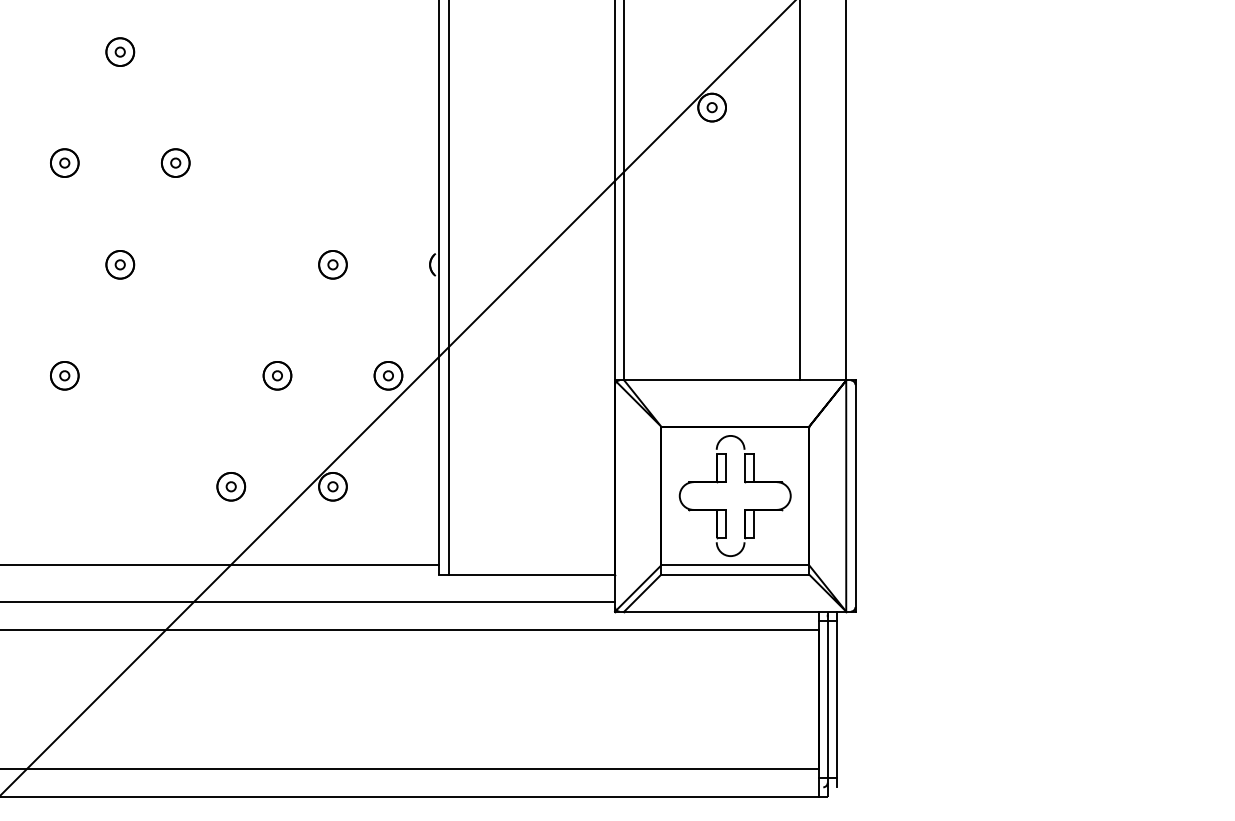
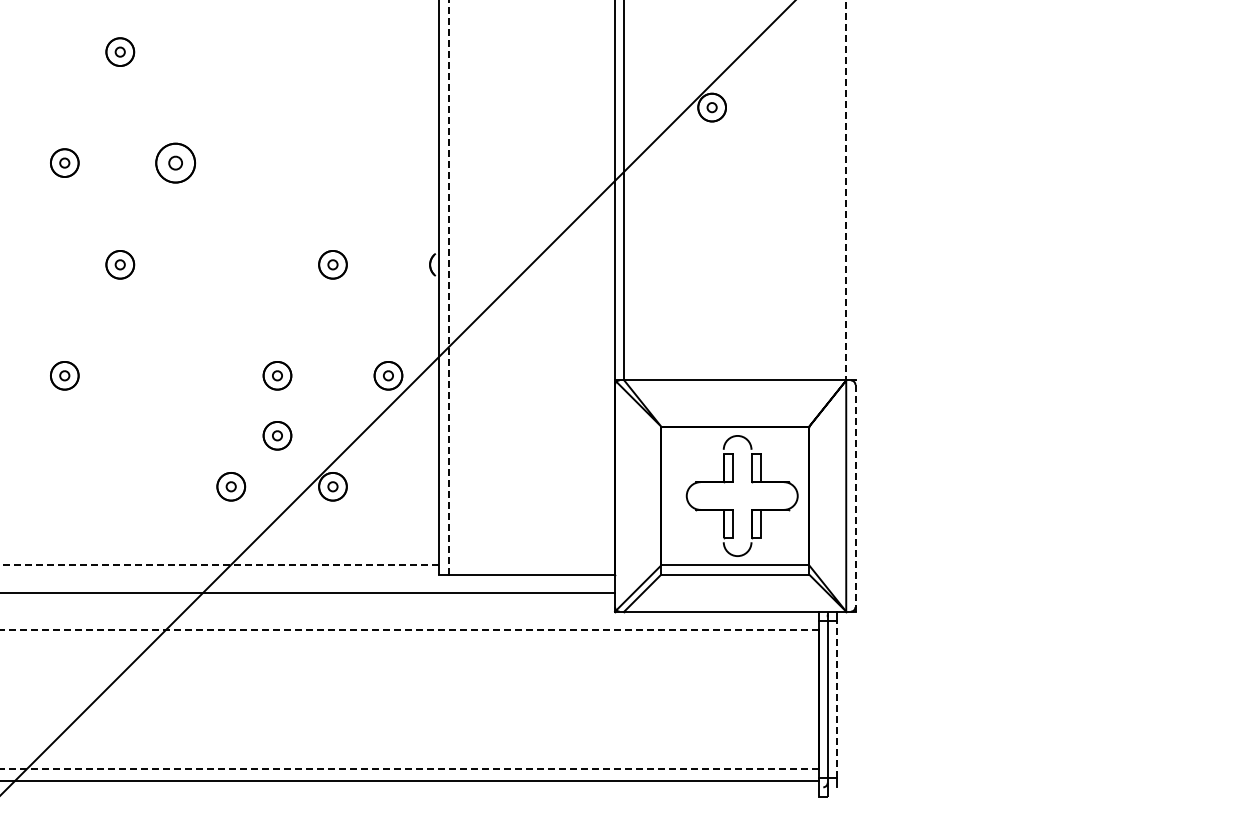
part size: 30x30 px -> 42x42 px (175, 162)
line: solid -> dashed (846, 190)
line: present -> none (800, 191)
line: solid -> dashed (448, 287)
part: none -> present (277, 435)
part position: (726, 482) -> (733, 482) (733, 482)
line: solid -> dashed (855, 496)
line: solid -> dashed (220, 565)
line position: (308, 602) -> (308, 593) (308, 593)
line: solid -> dashed (409, 630)
line: solid -> dashed (837, 699)
line: solid -> dashed (409, 768)
line position: (410, 796) -> (410, 780) (410, 780)
